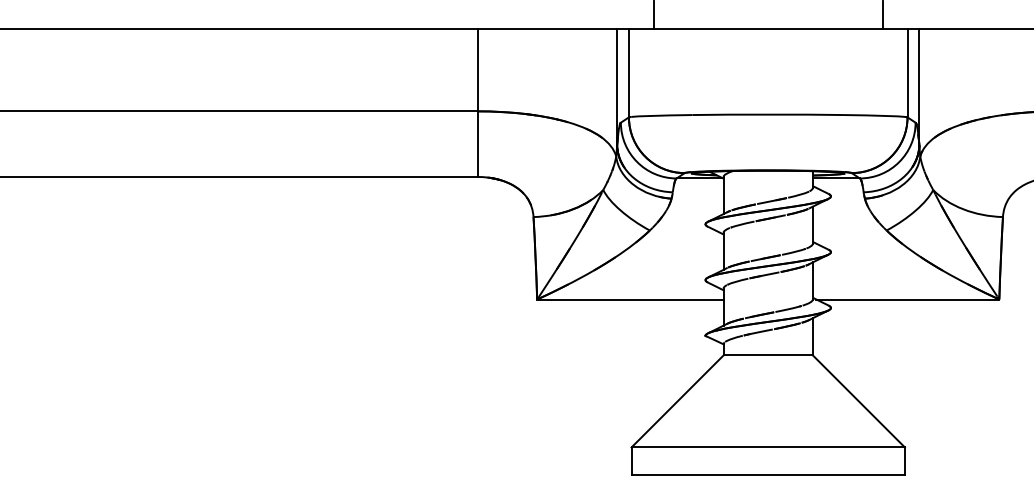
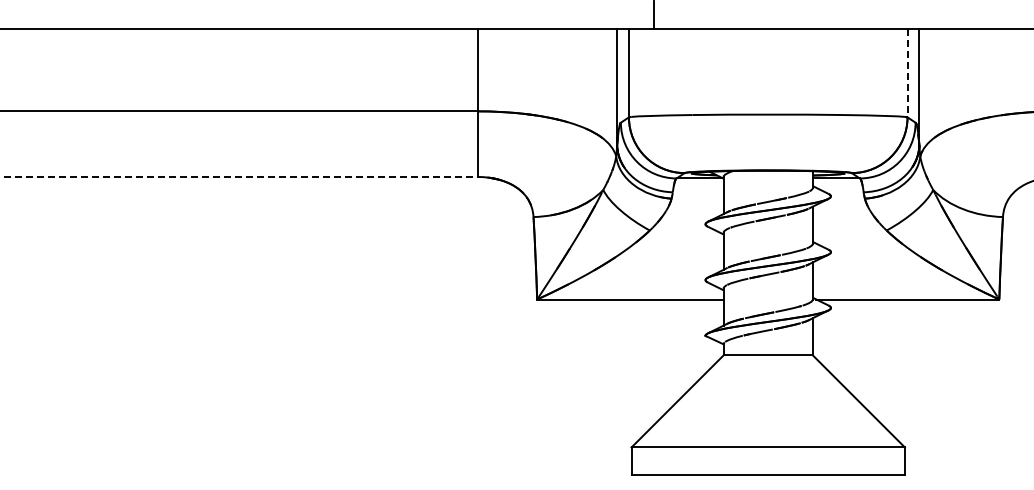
line: present -> none (882, 15)
line: solid -> dashed (907, 73)
line: solid -> dashed (239, 176)
